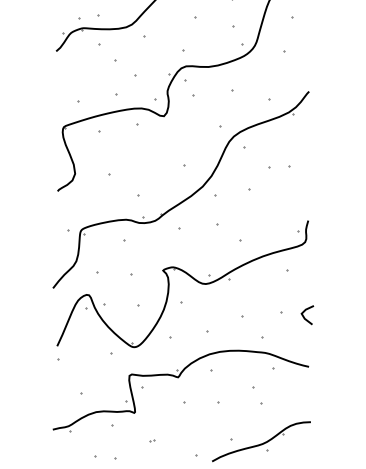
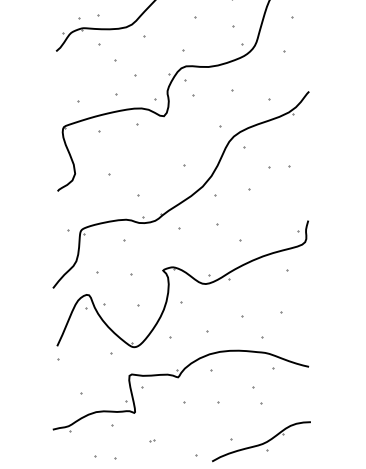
line: present -> none (305, 317)
